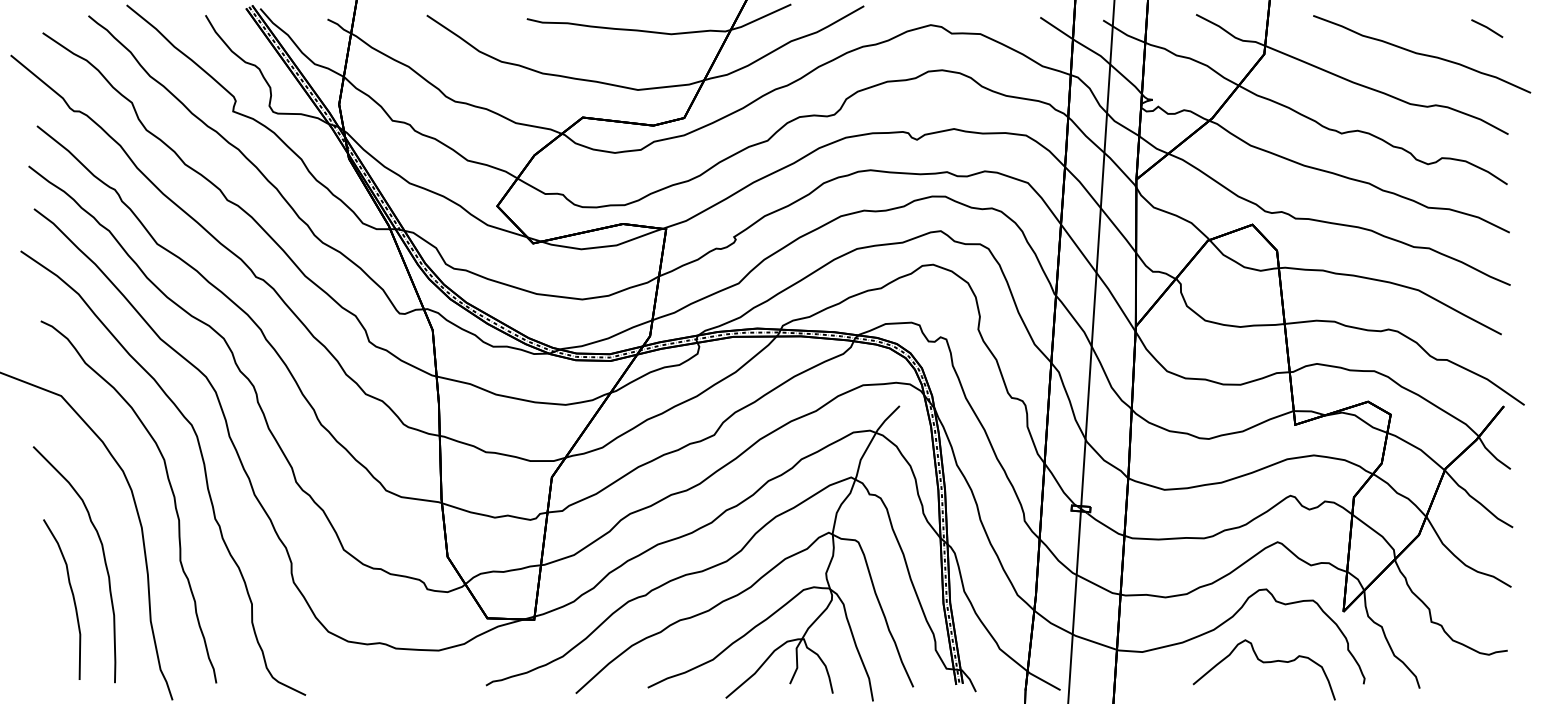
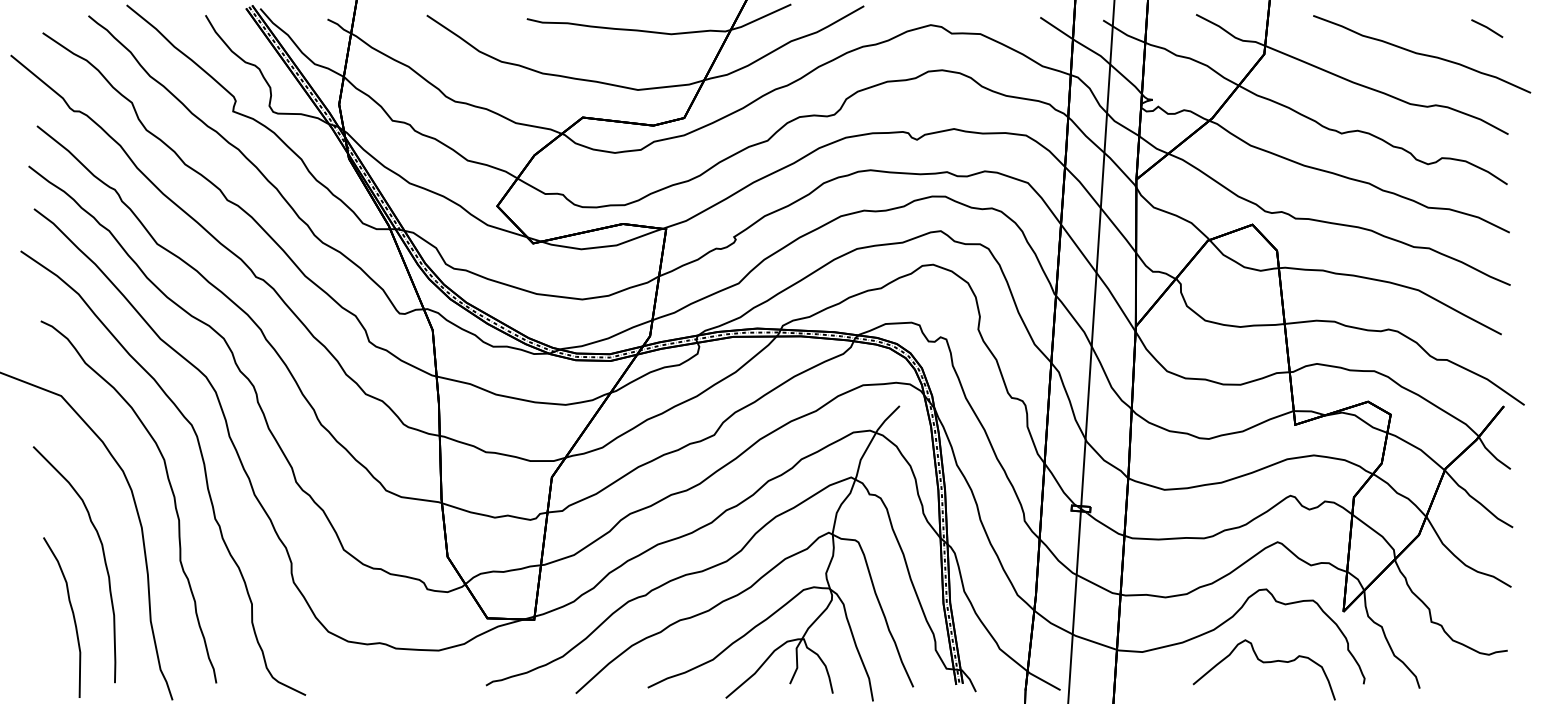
curve position: (72, 597) -> (72, 615) (72, 615)
